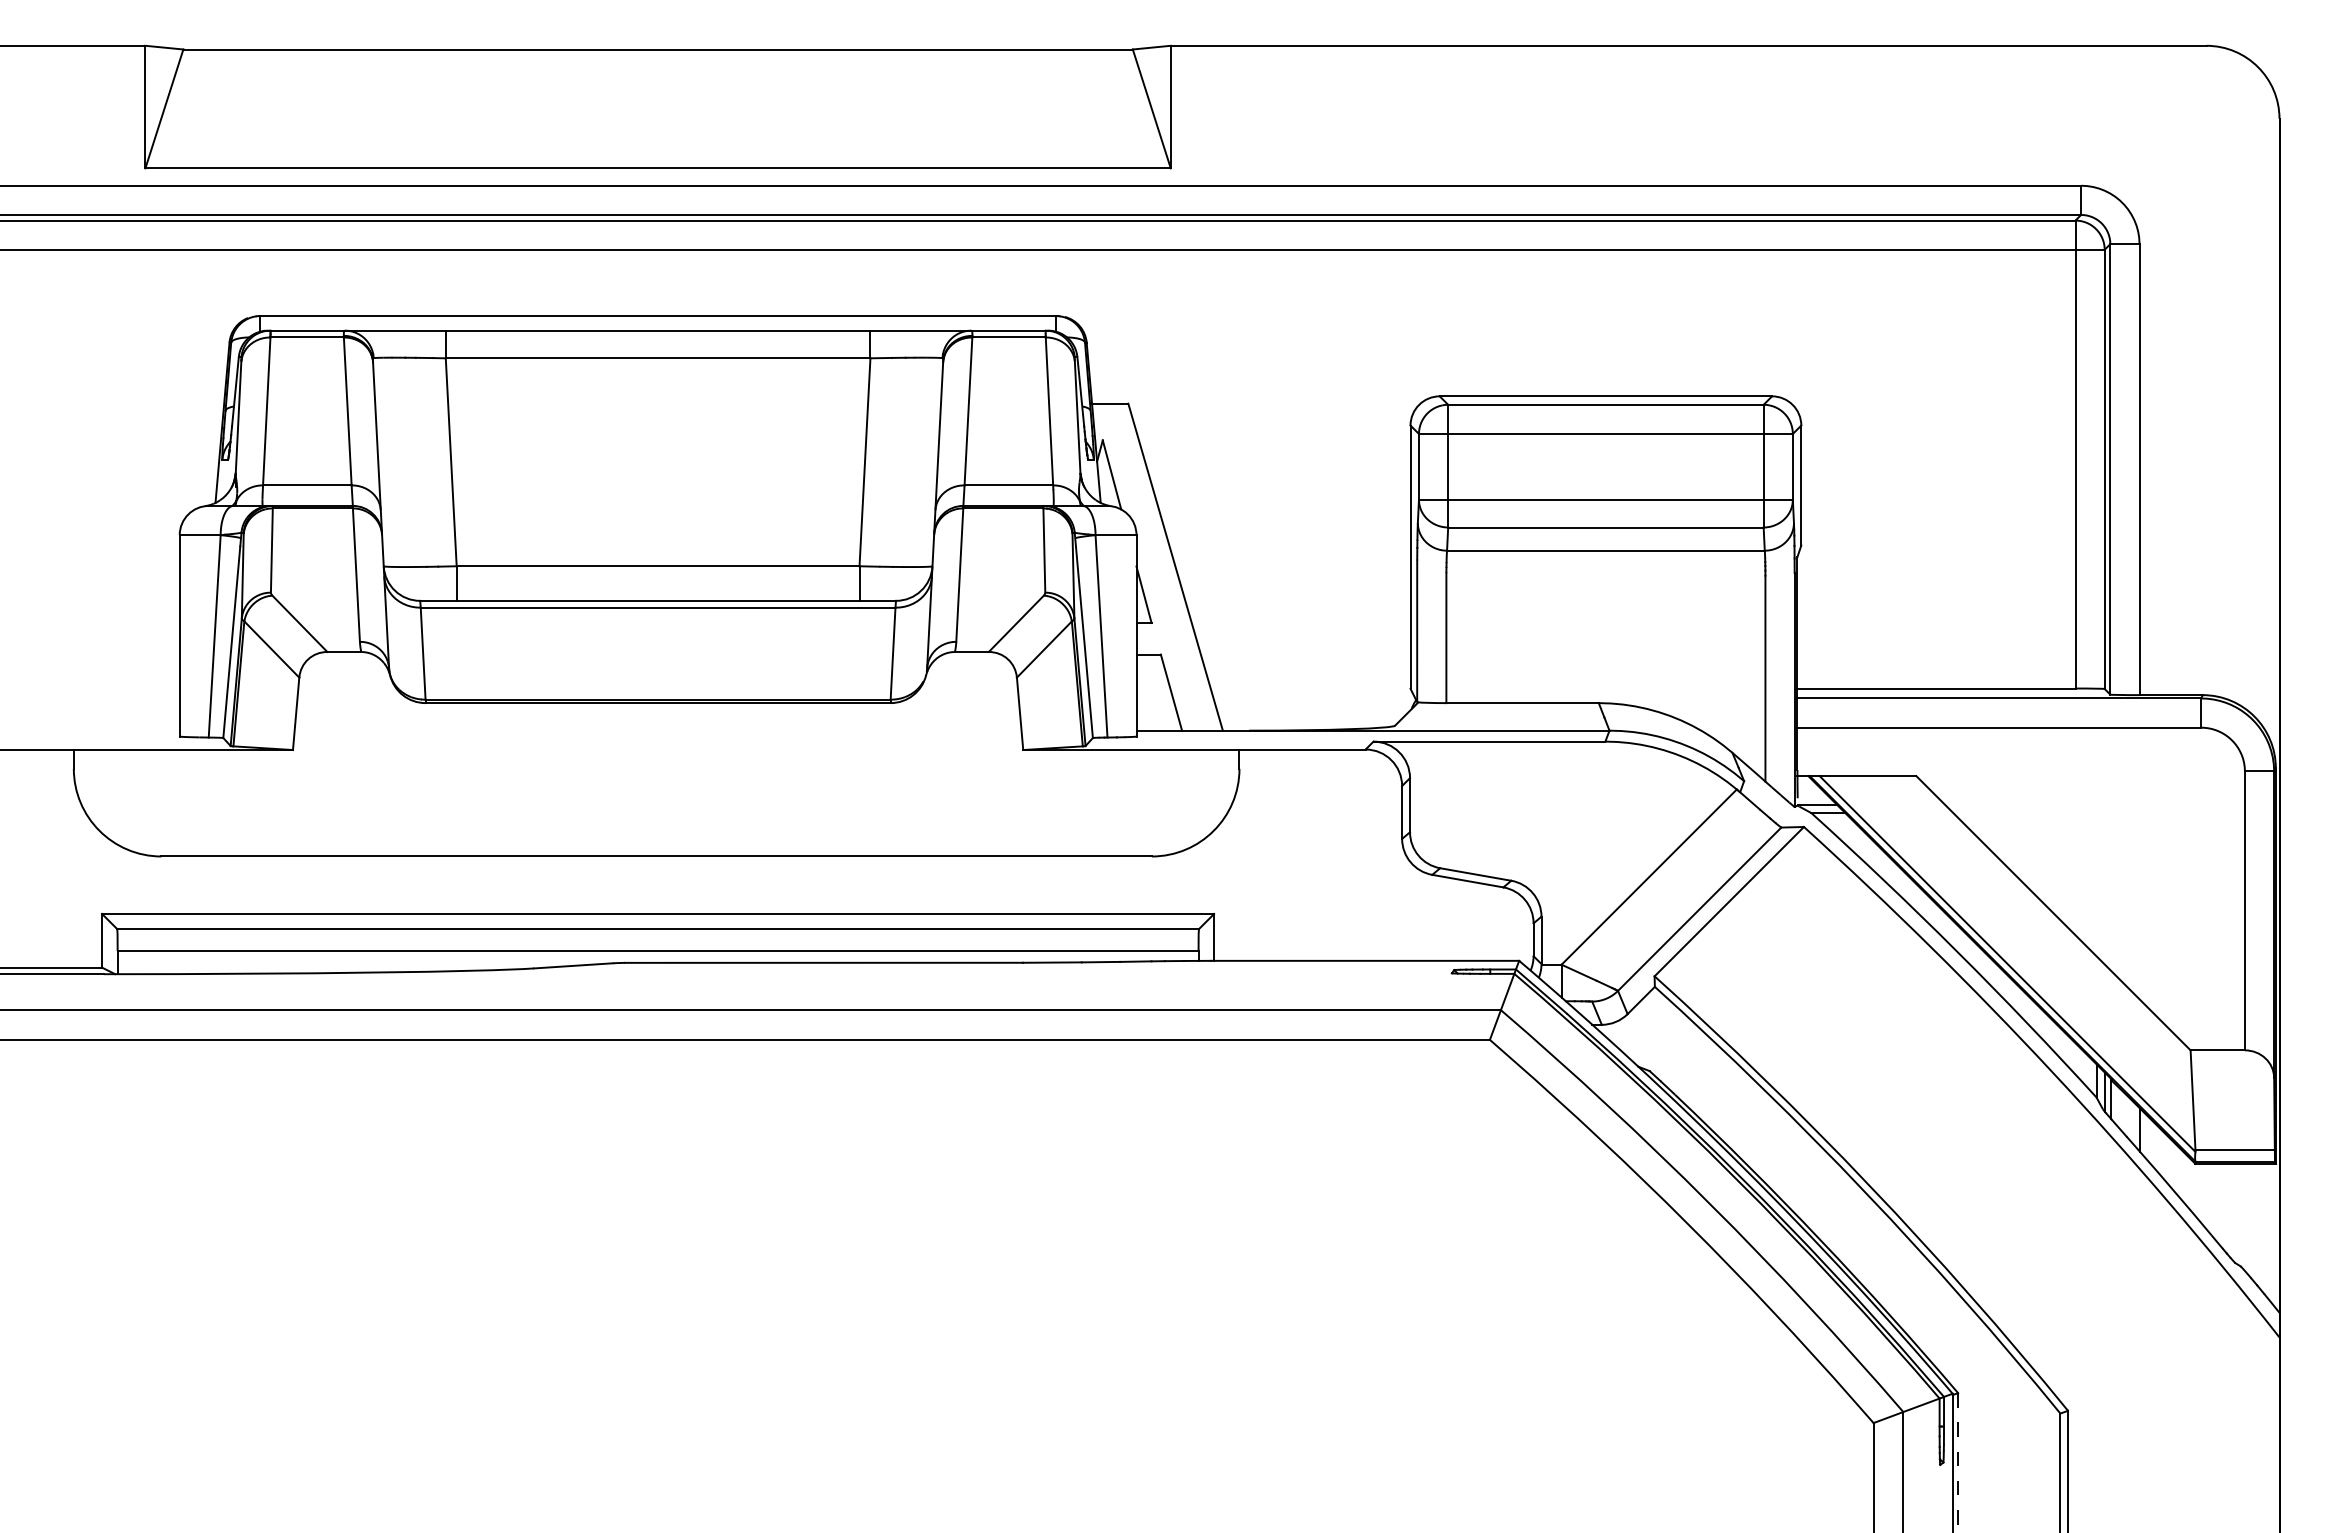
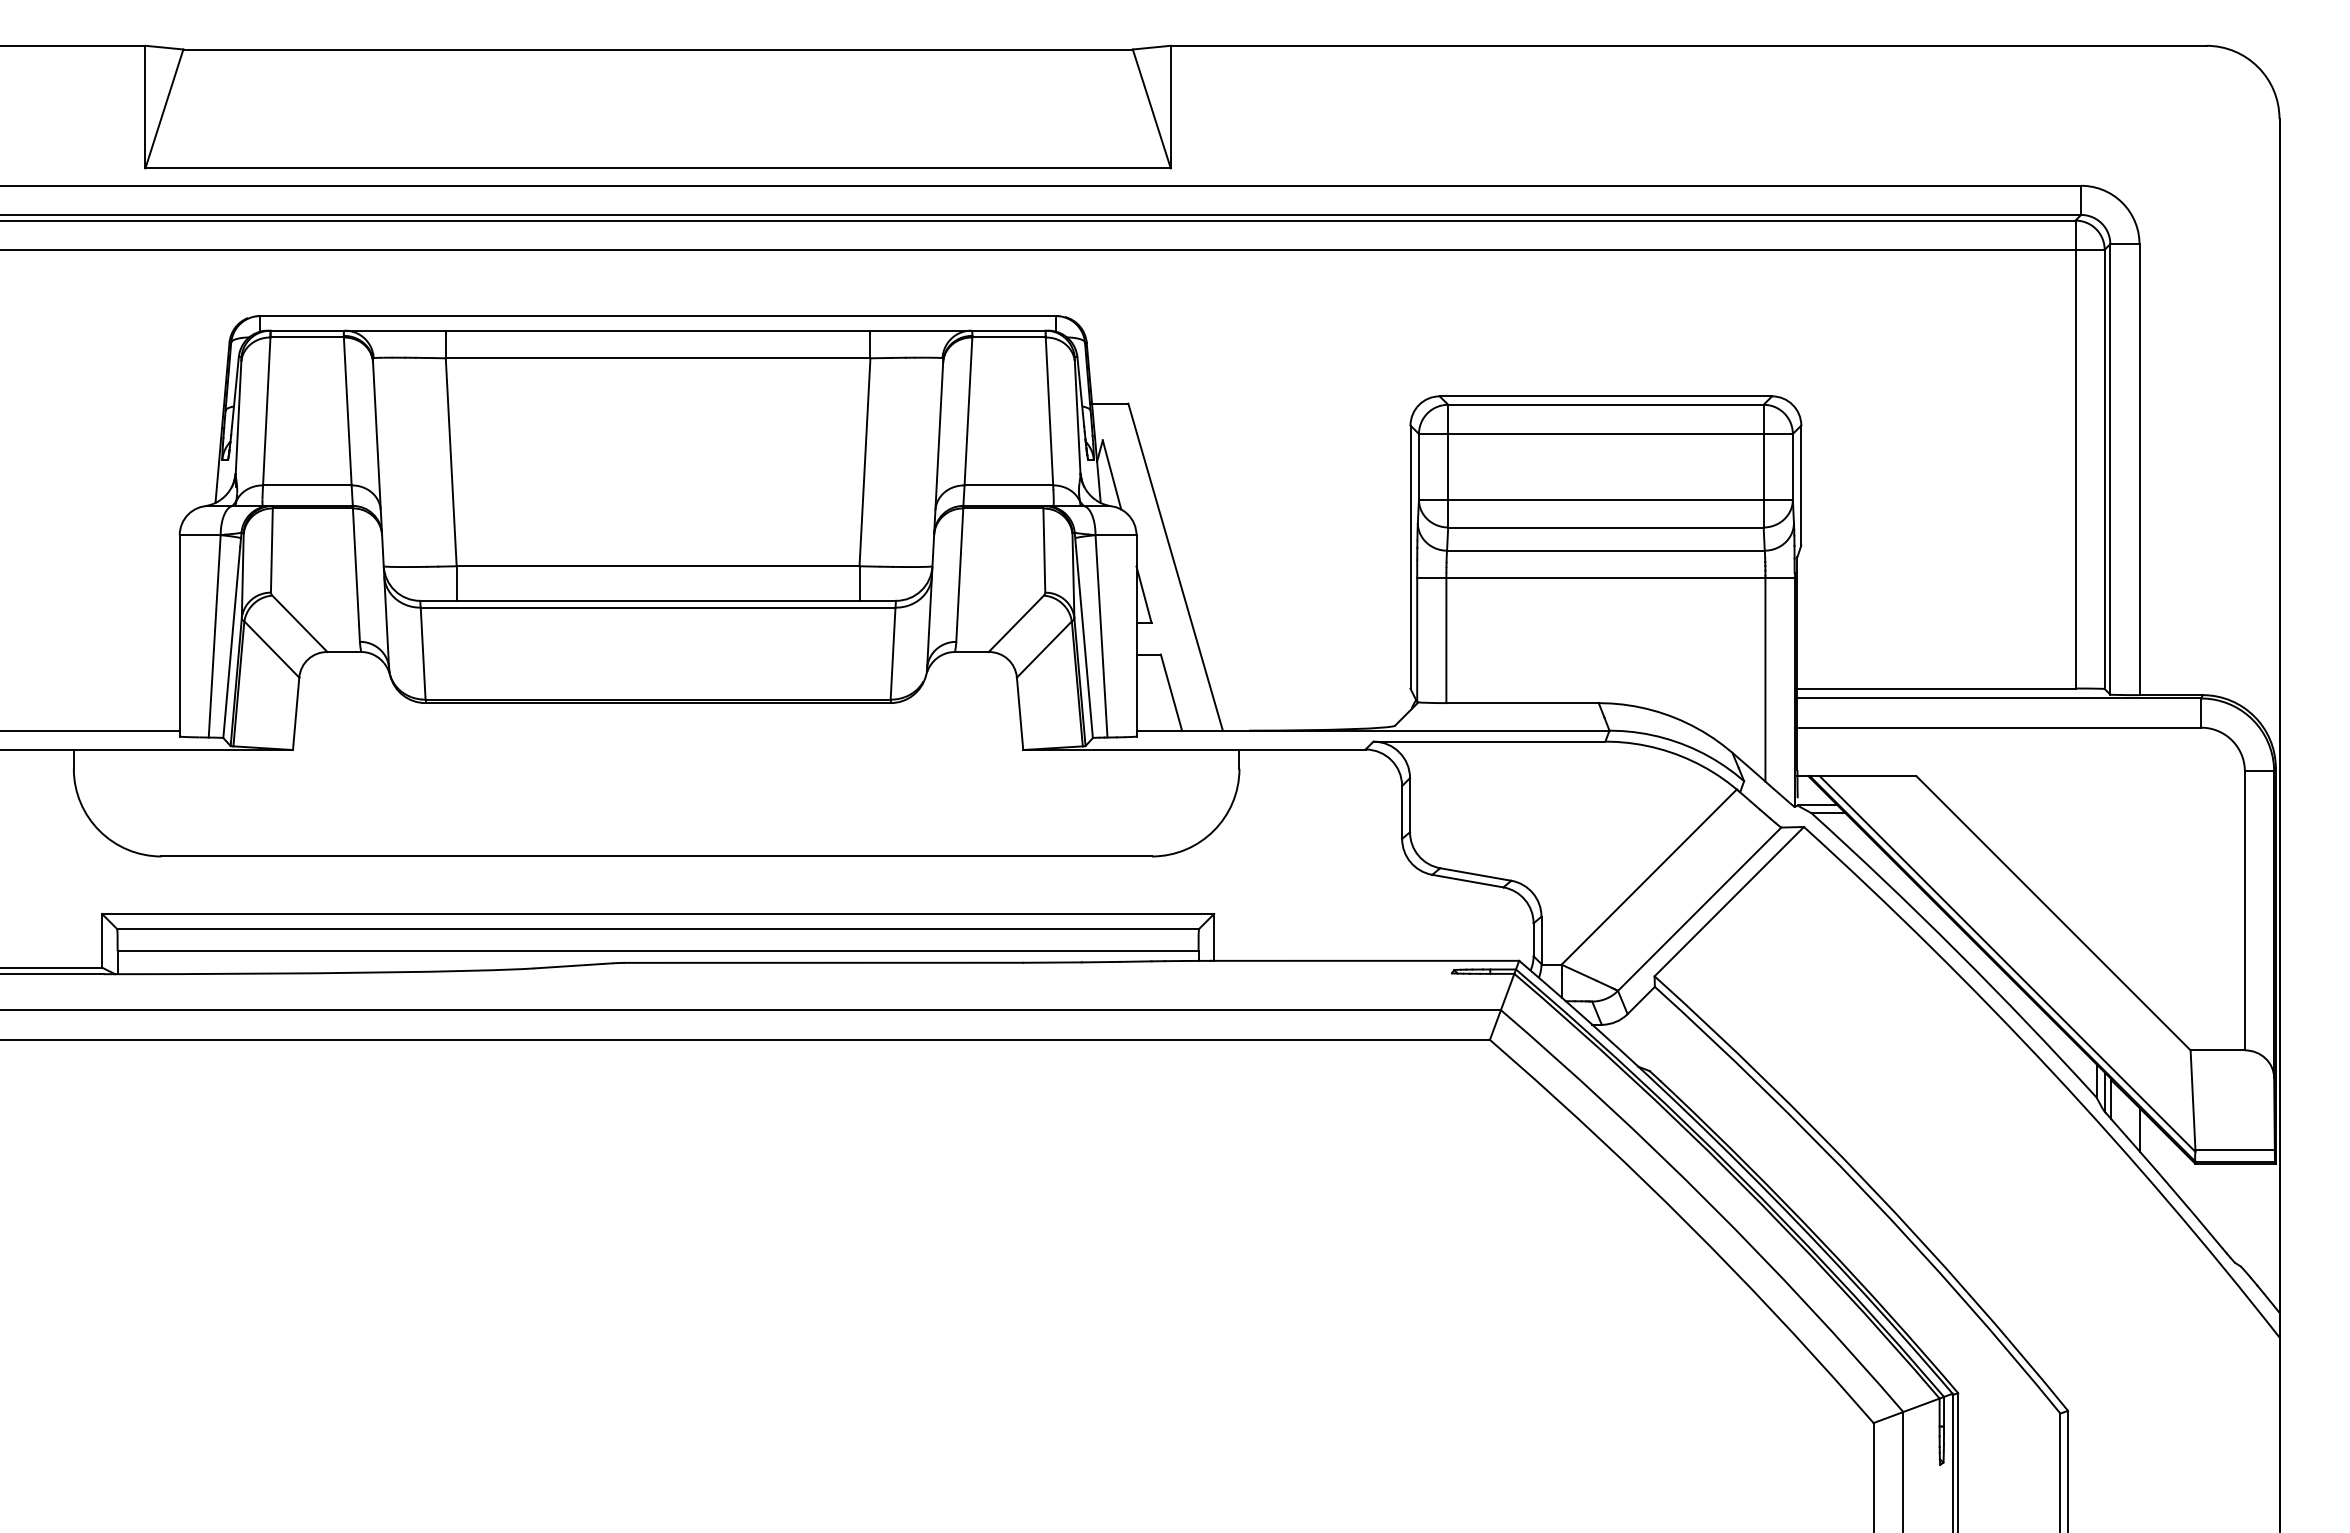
line: none -> present (1605, 578)
line: none -> present (90, 730)
line: dashed -> solid (1958, 1463)
